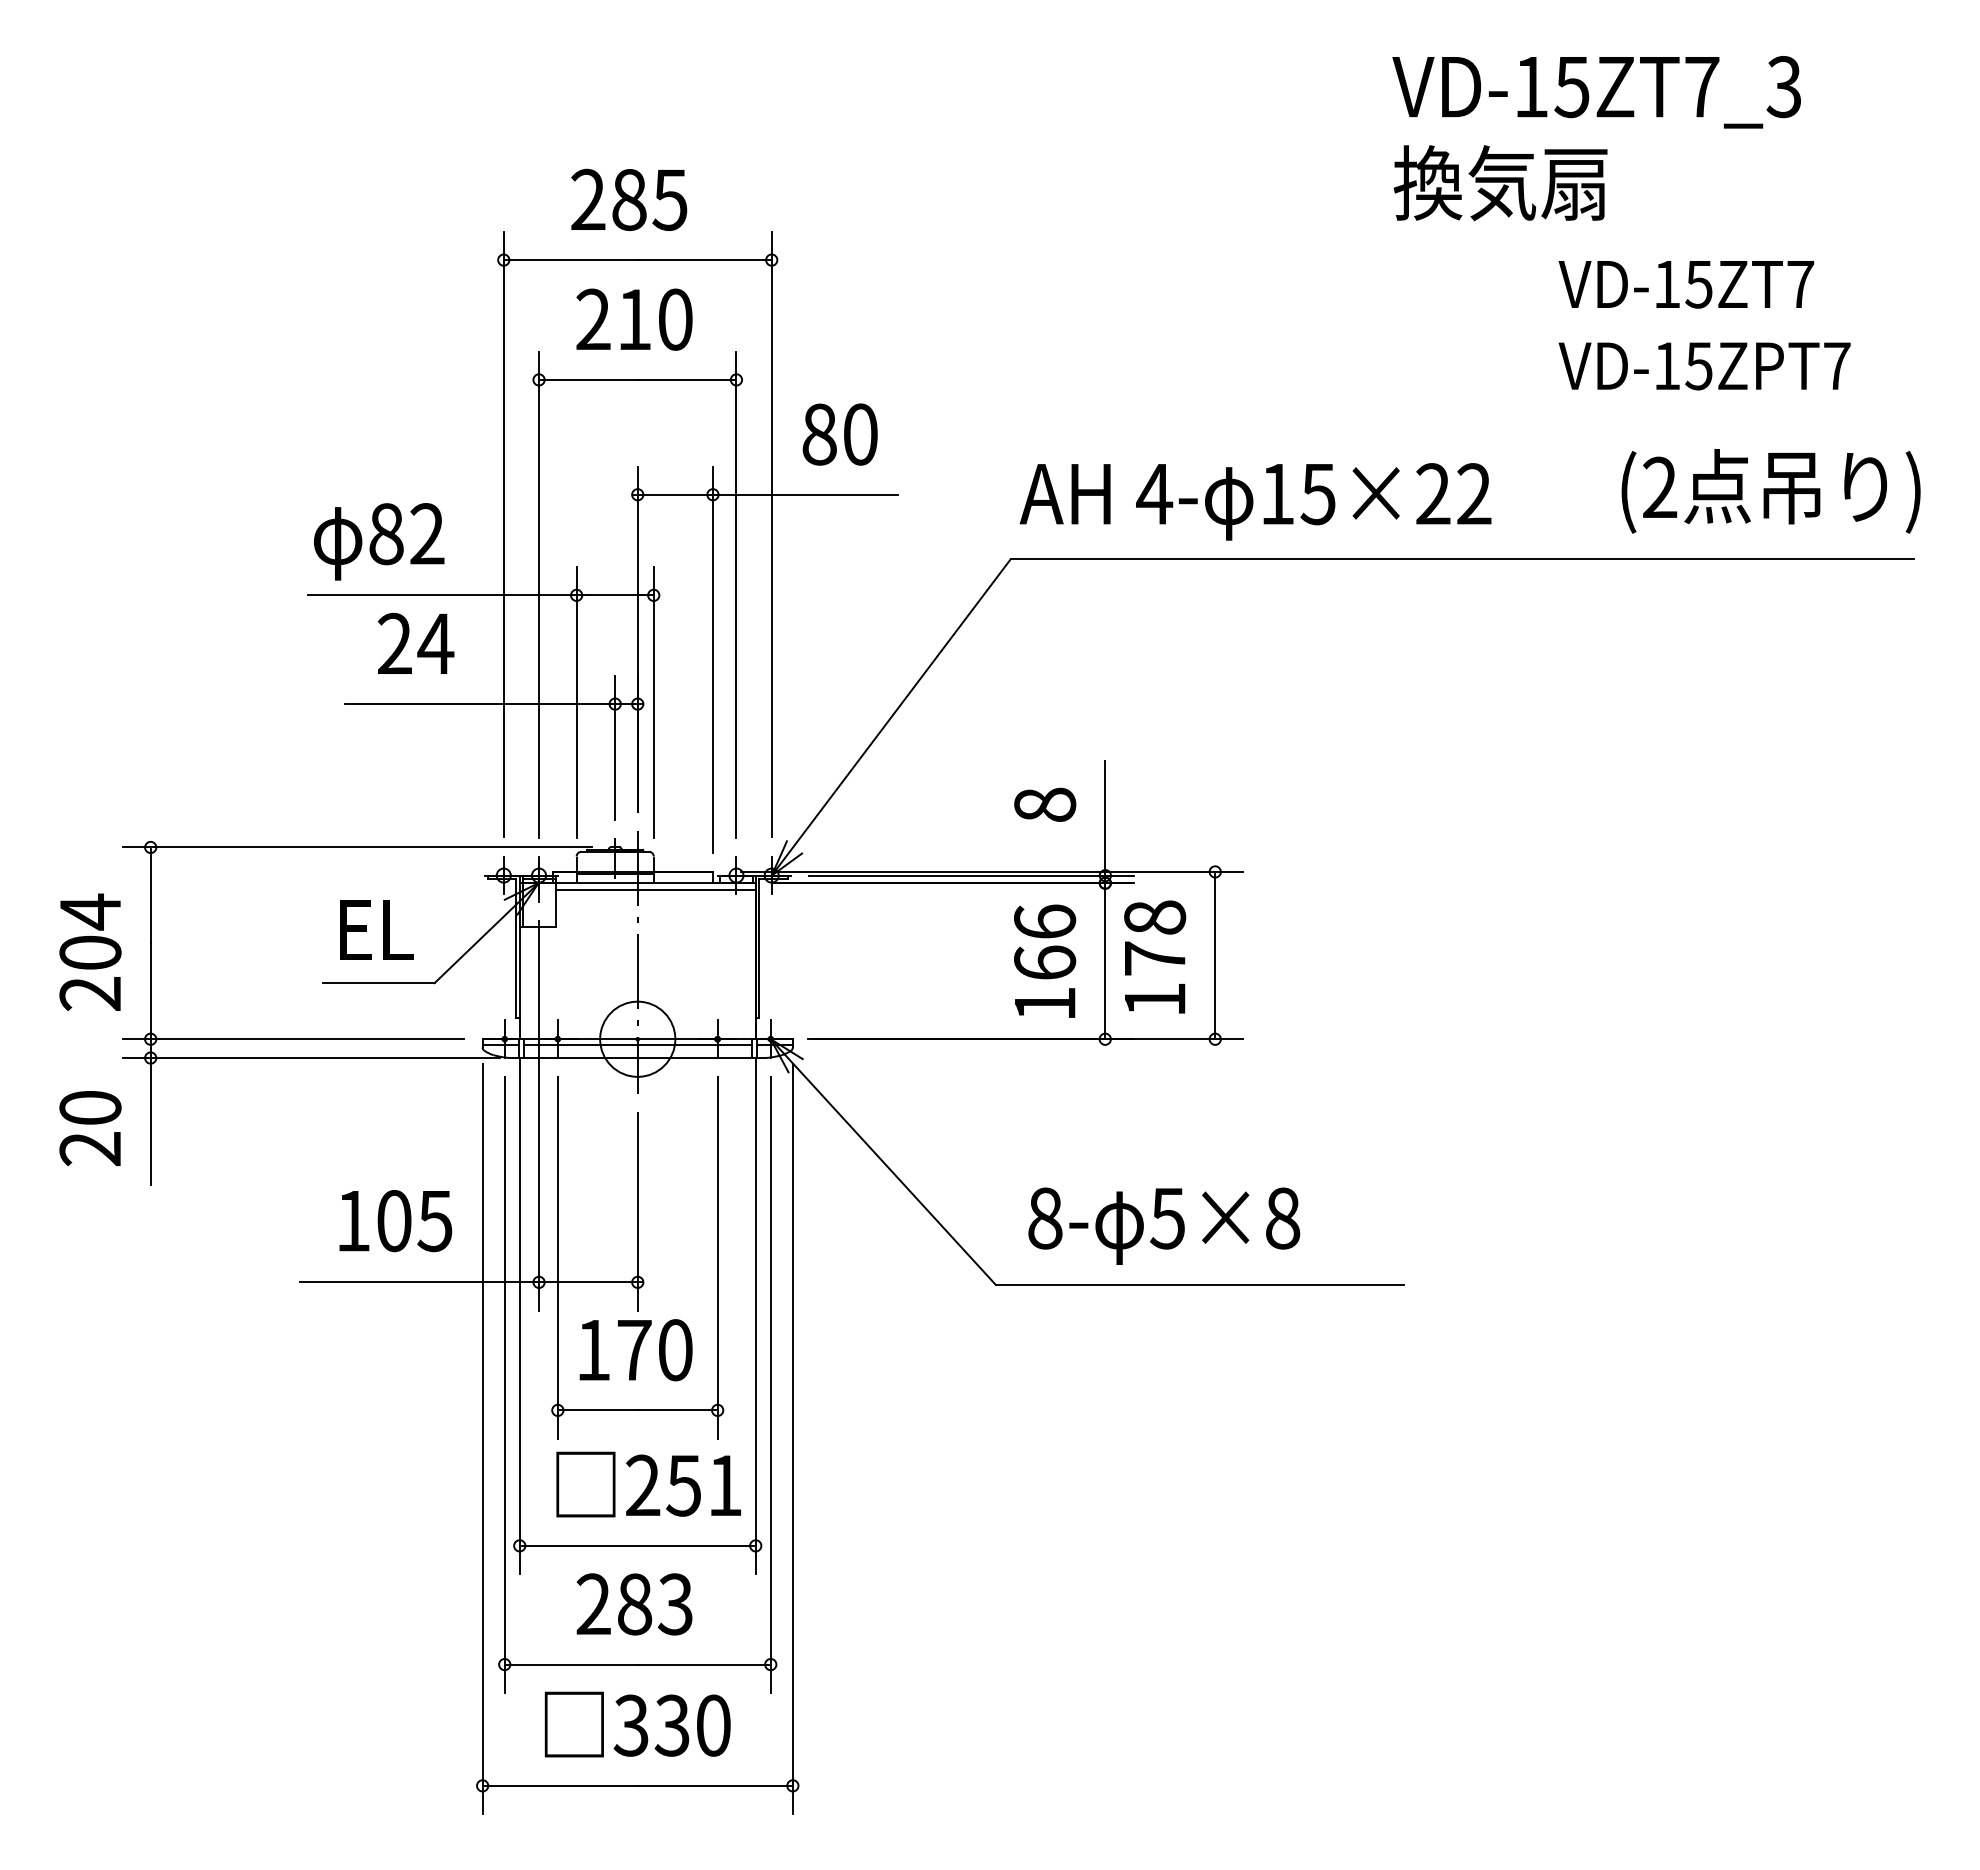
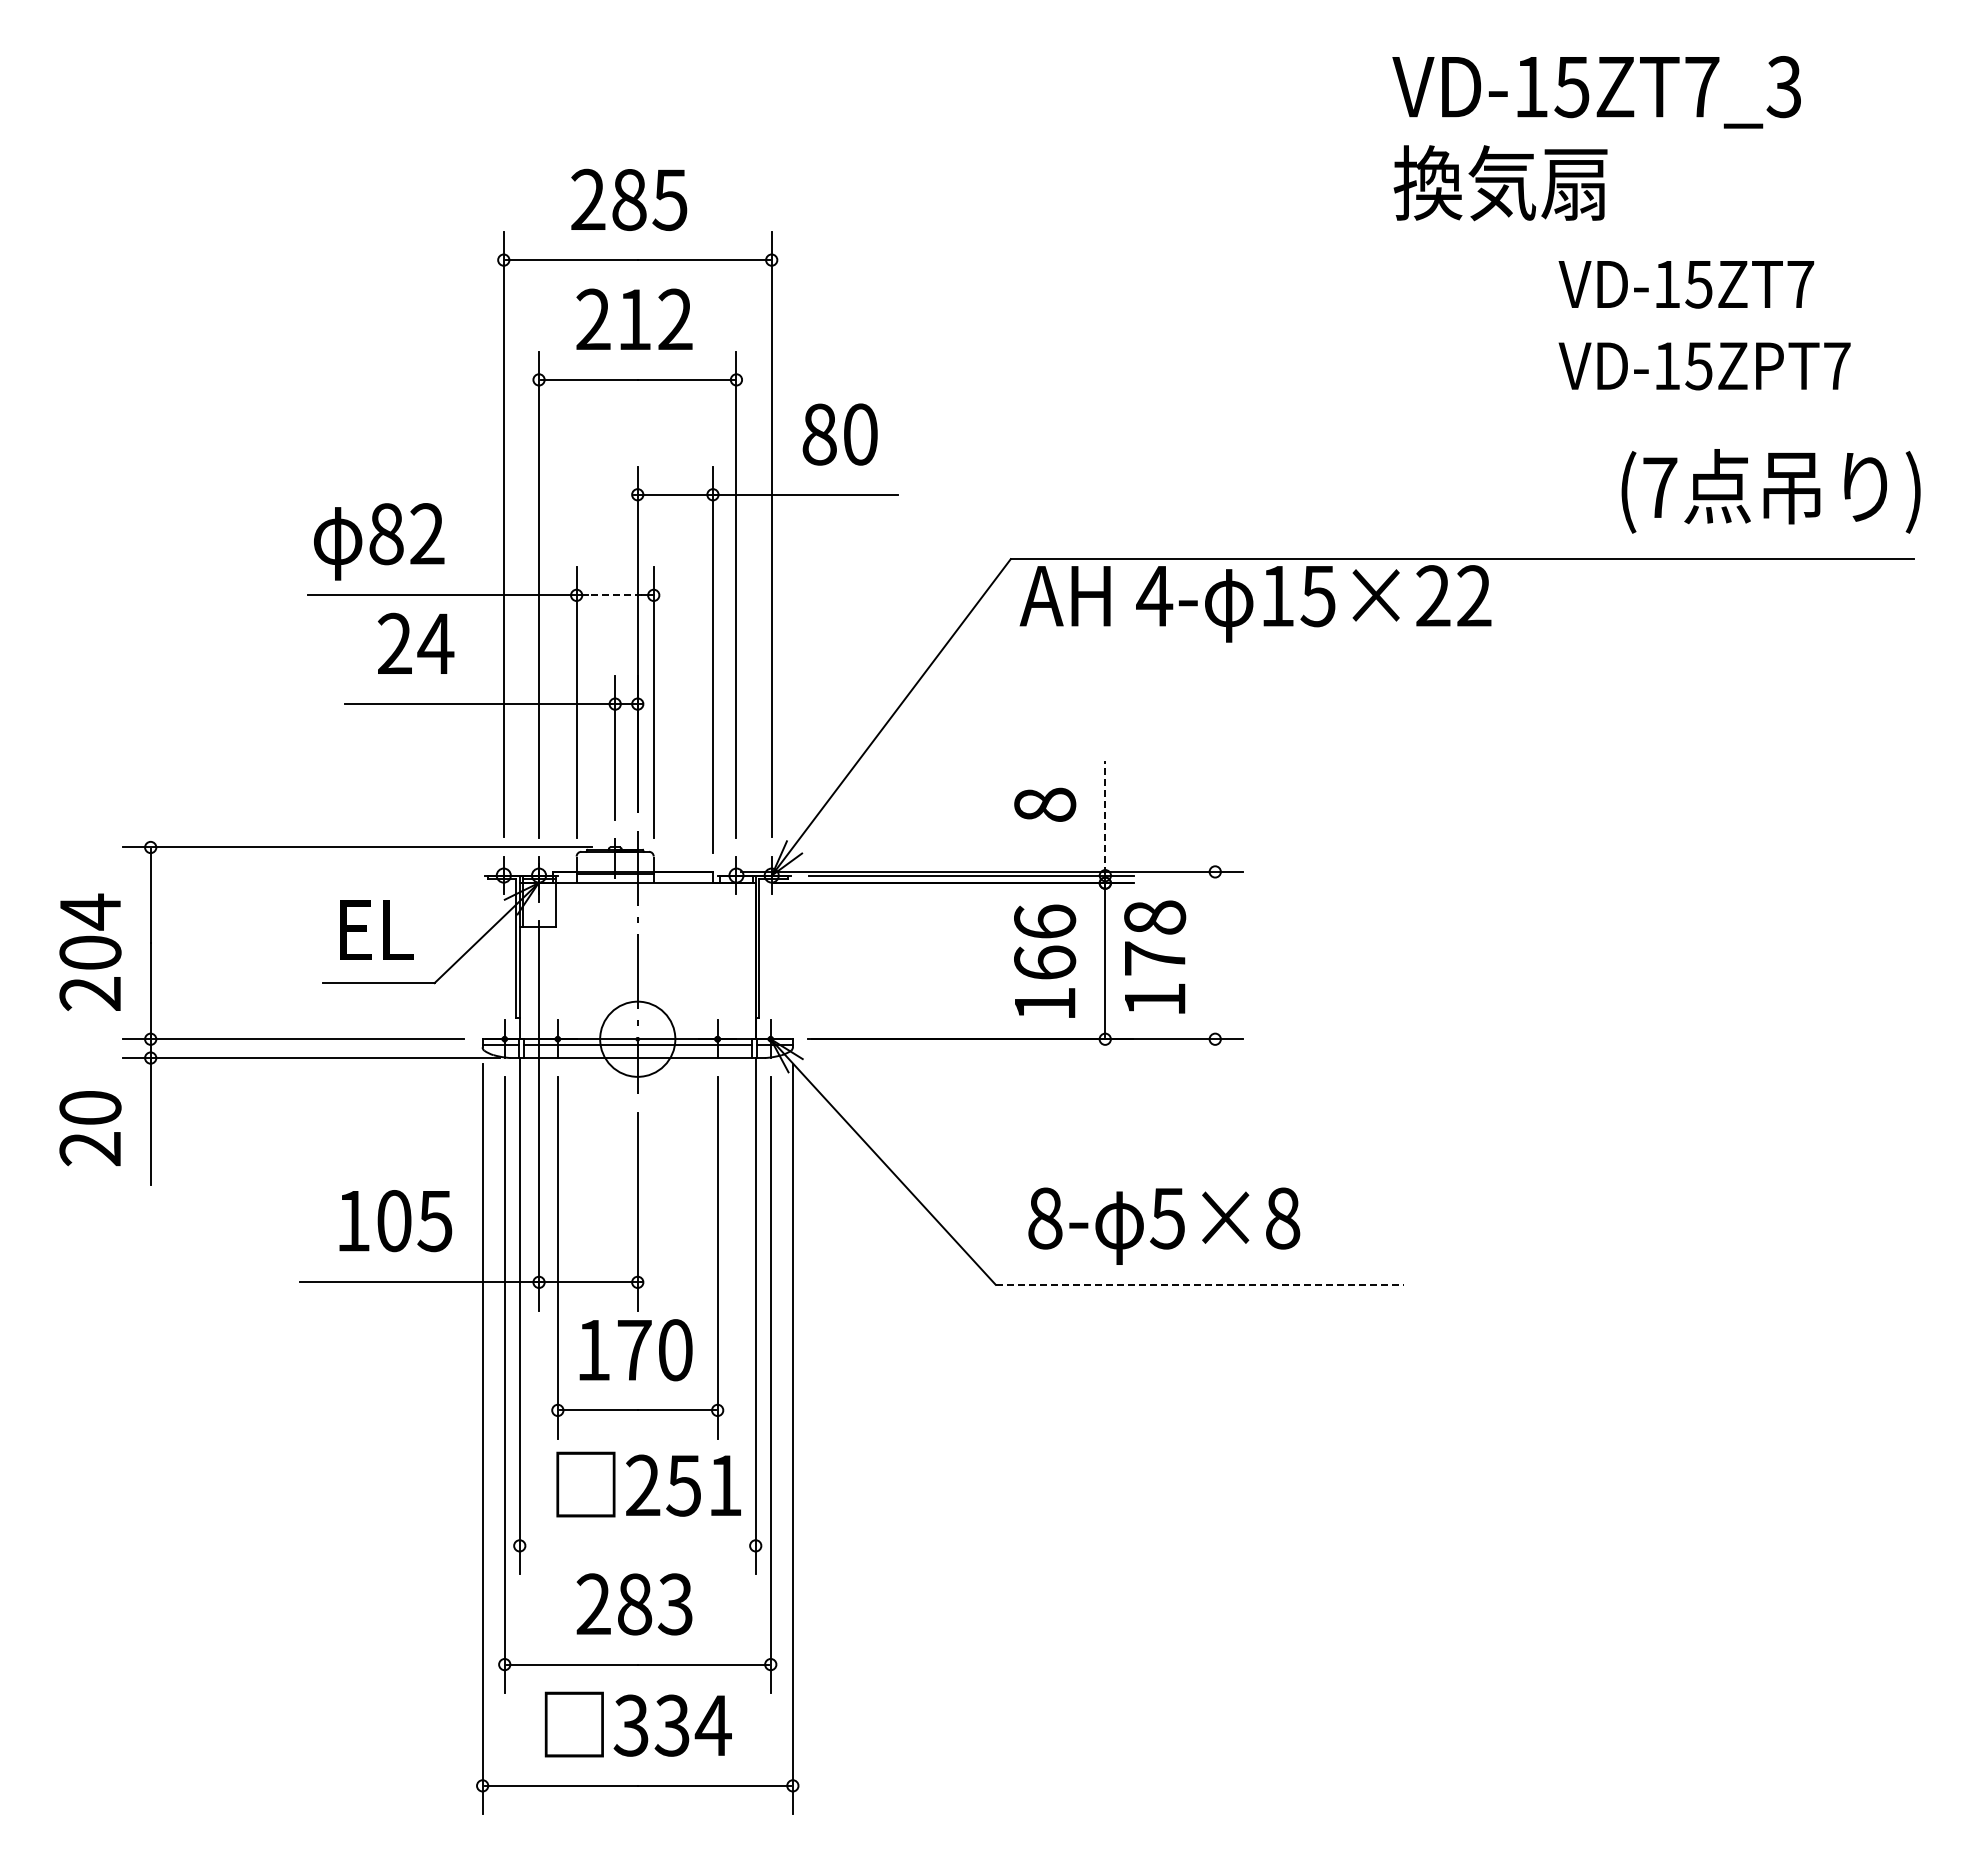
text: 210 -> 212 (675, 319)
text: (2 -> (7 (1660, 486)
text position: (1255, 501) -> (1255, 603) (1255, 603)
line: solid -> dashed (614, 595)
line: solid -> dashed (1105, 817)
line: present -> none (655, 889)
line: present -> none (1215, 955)
line: solid -> dashed (1199, 1284)
line: present -> none (637, 1545)
text: 330 -> 334 (712, 1725)
